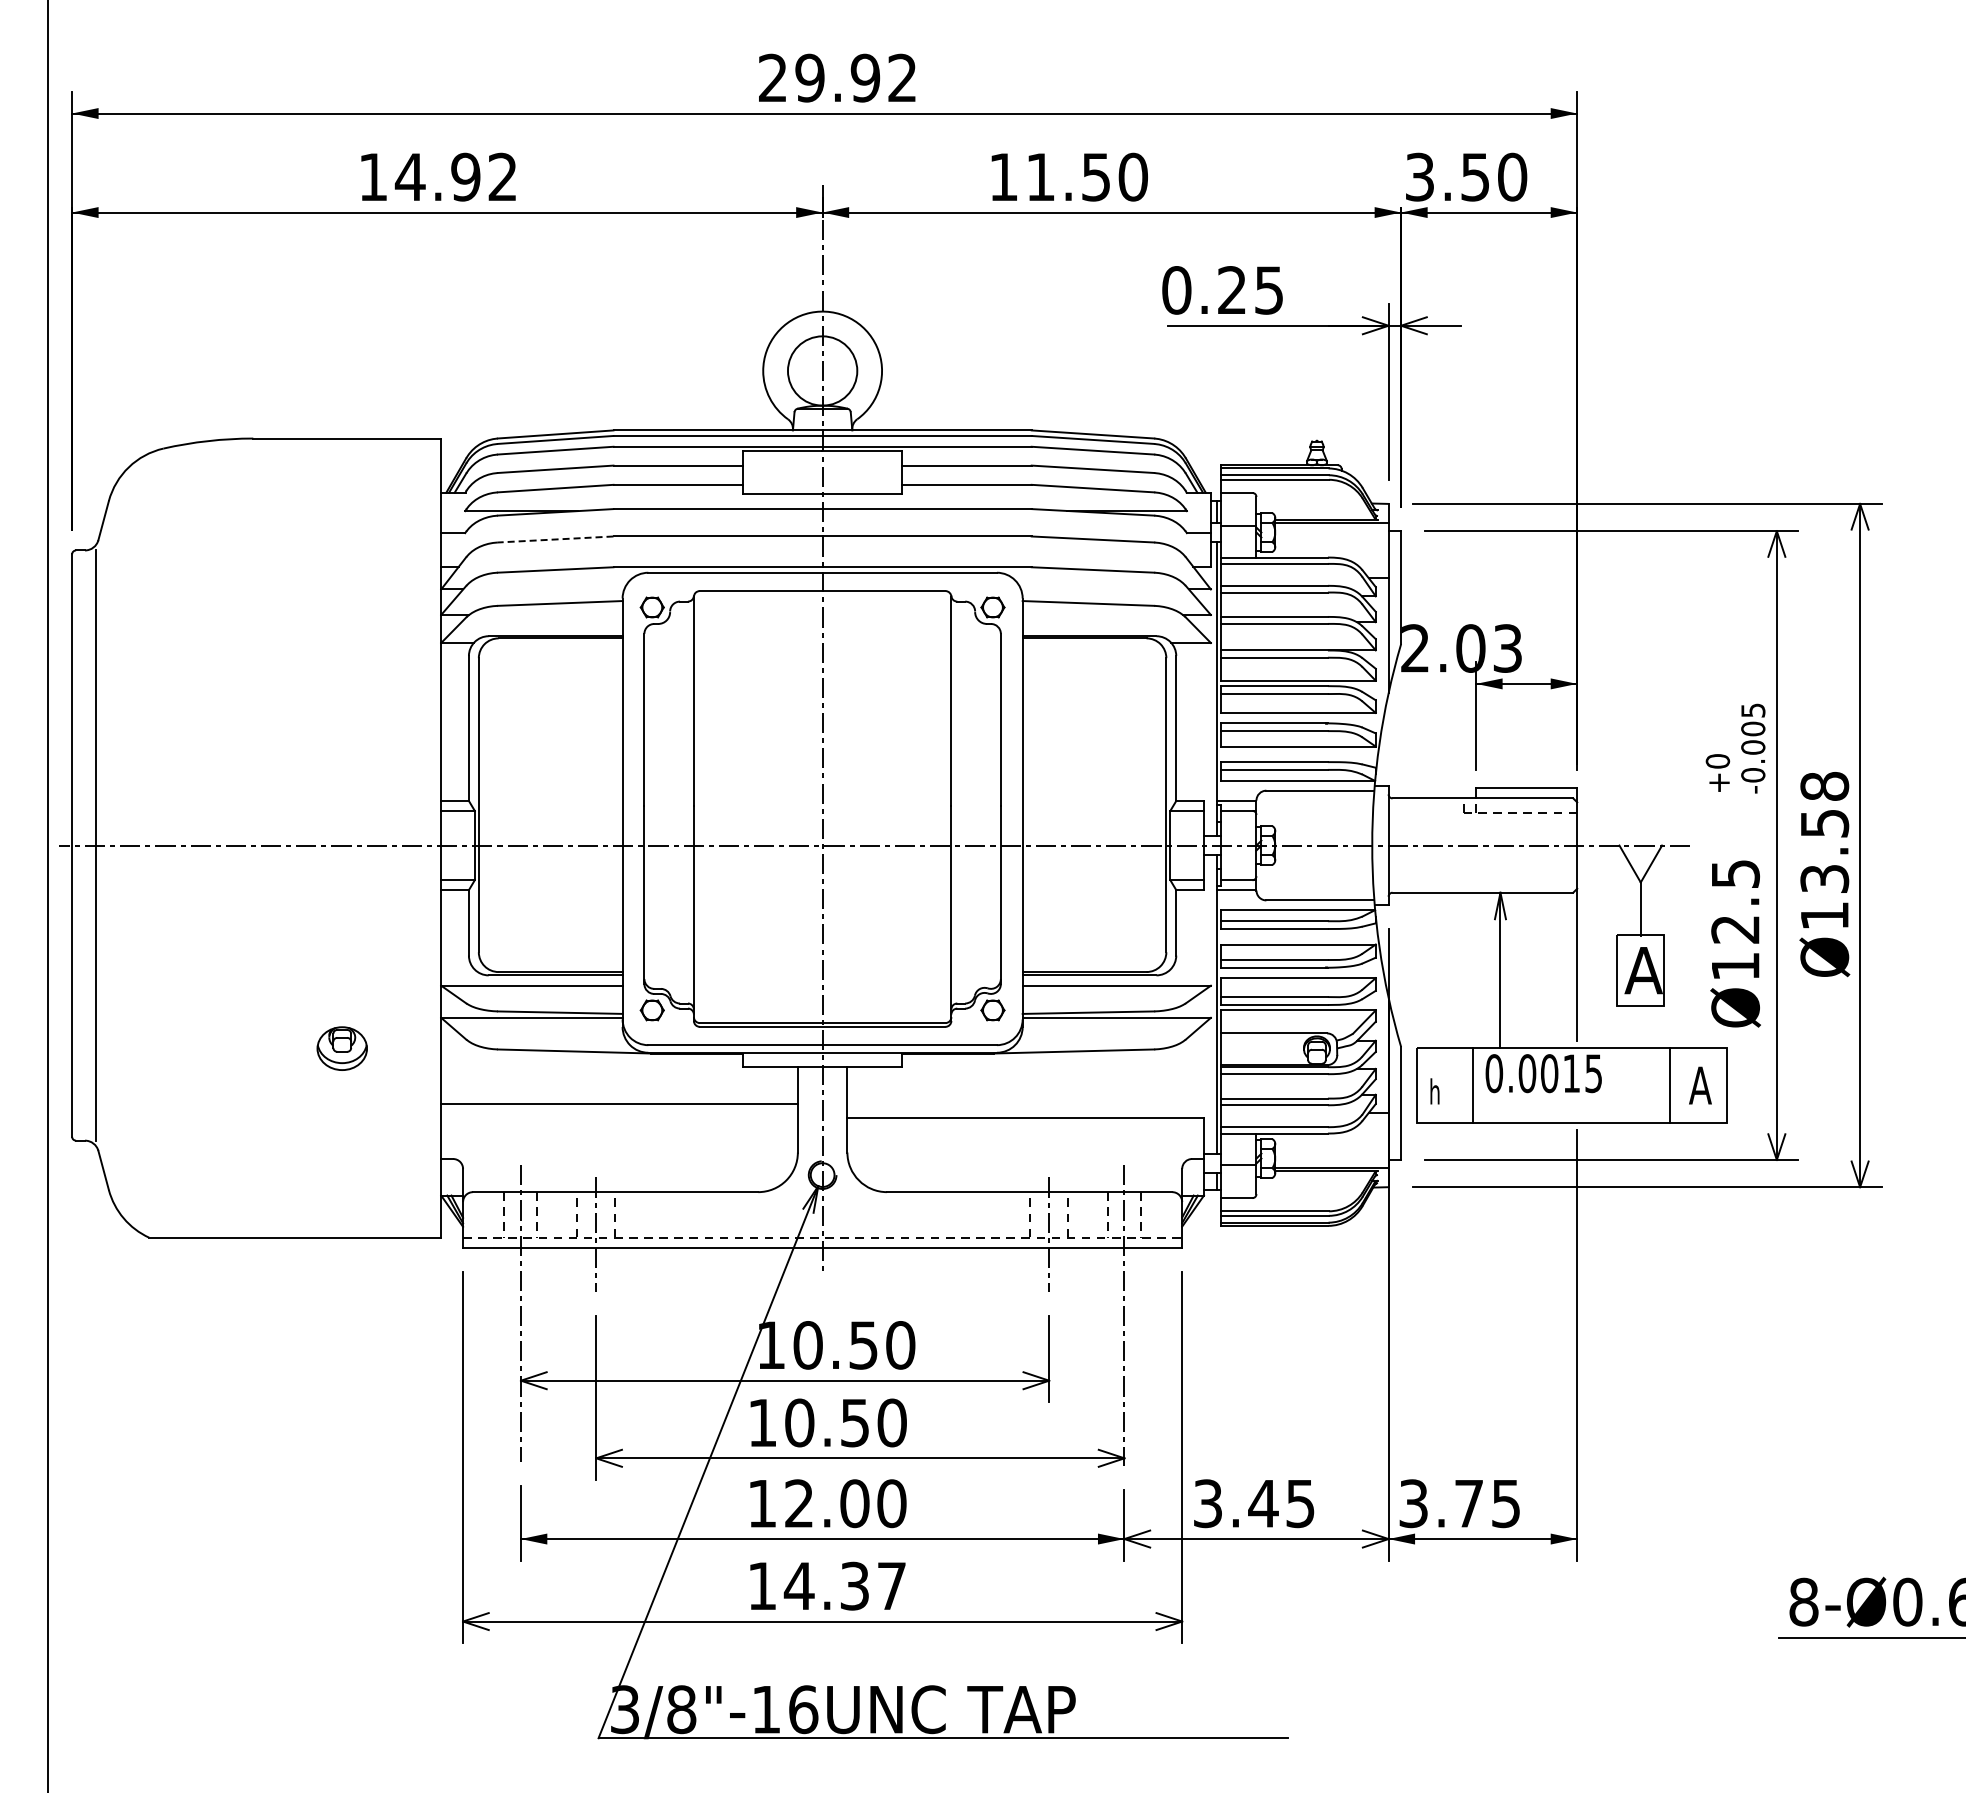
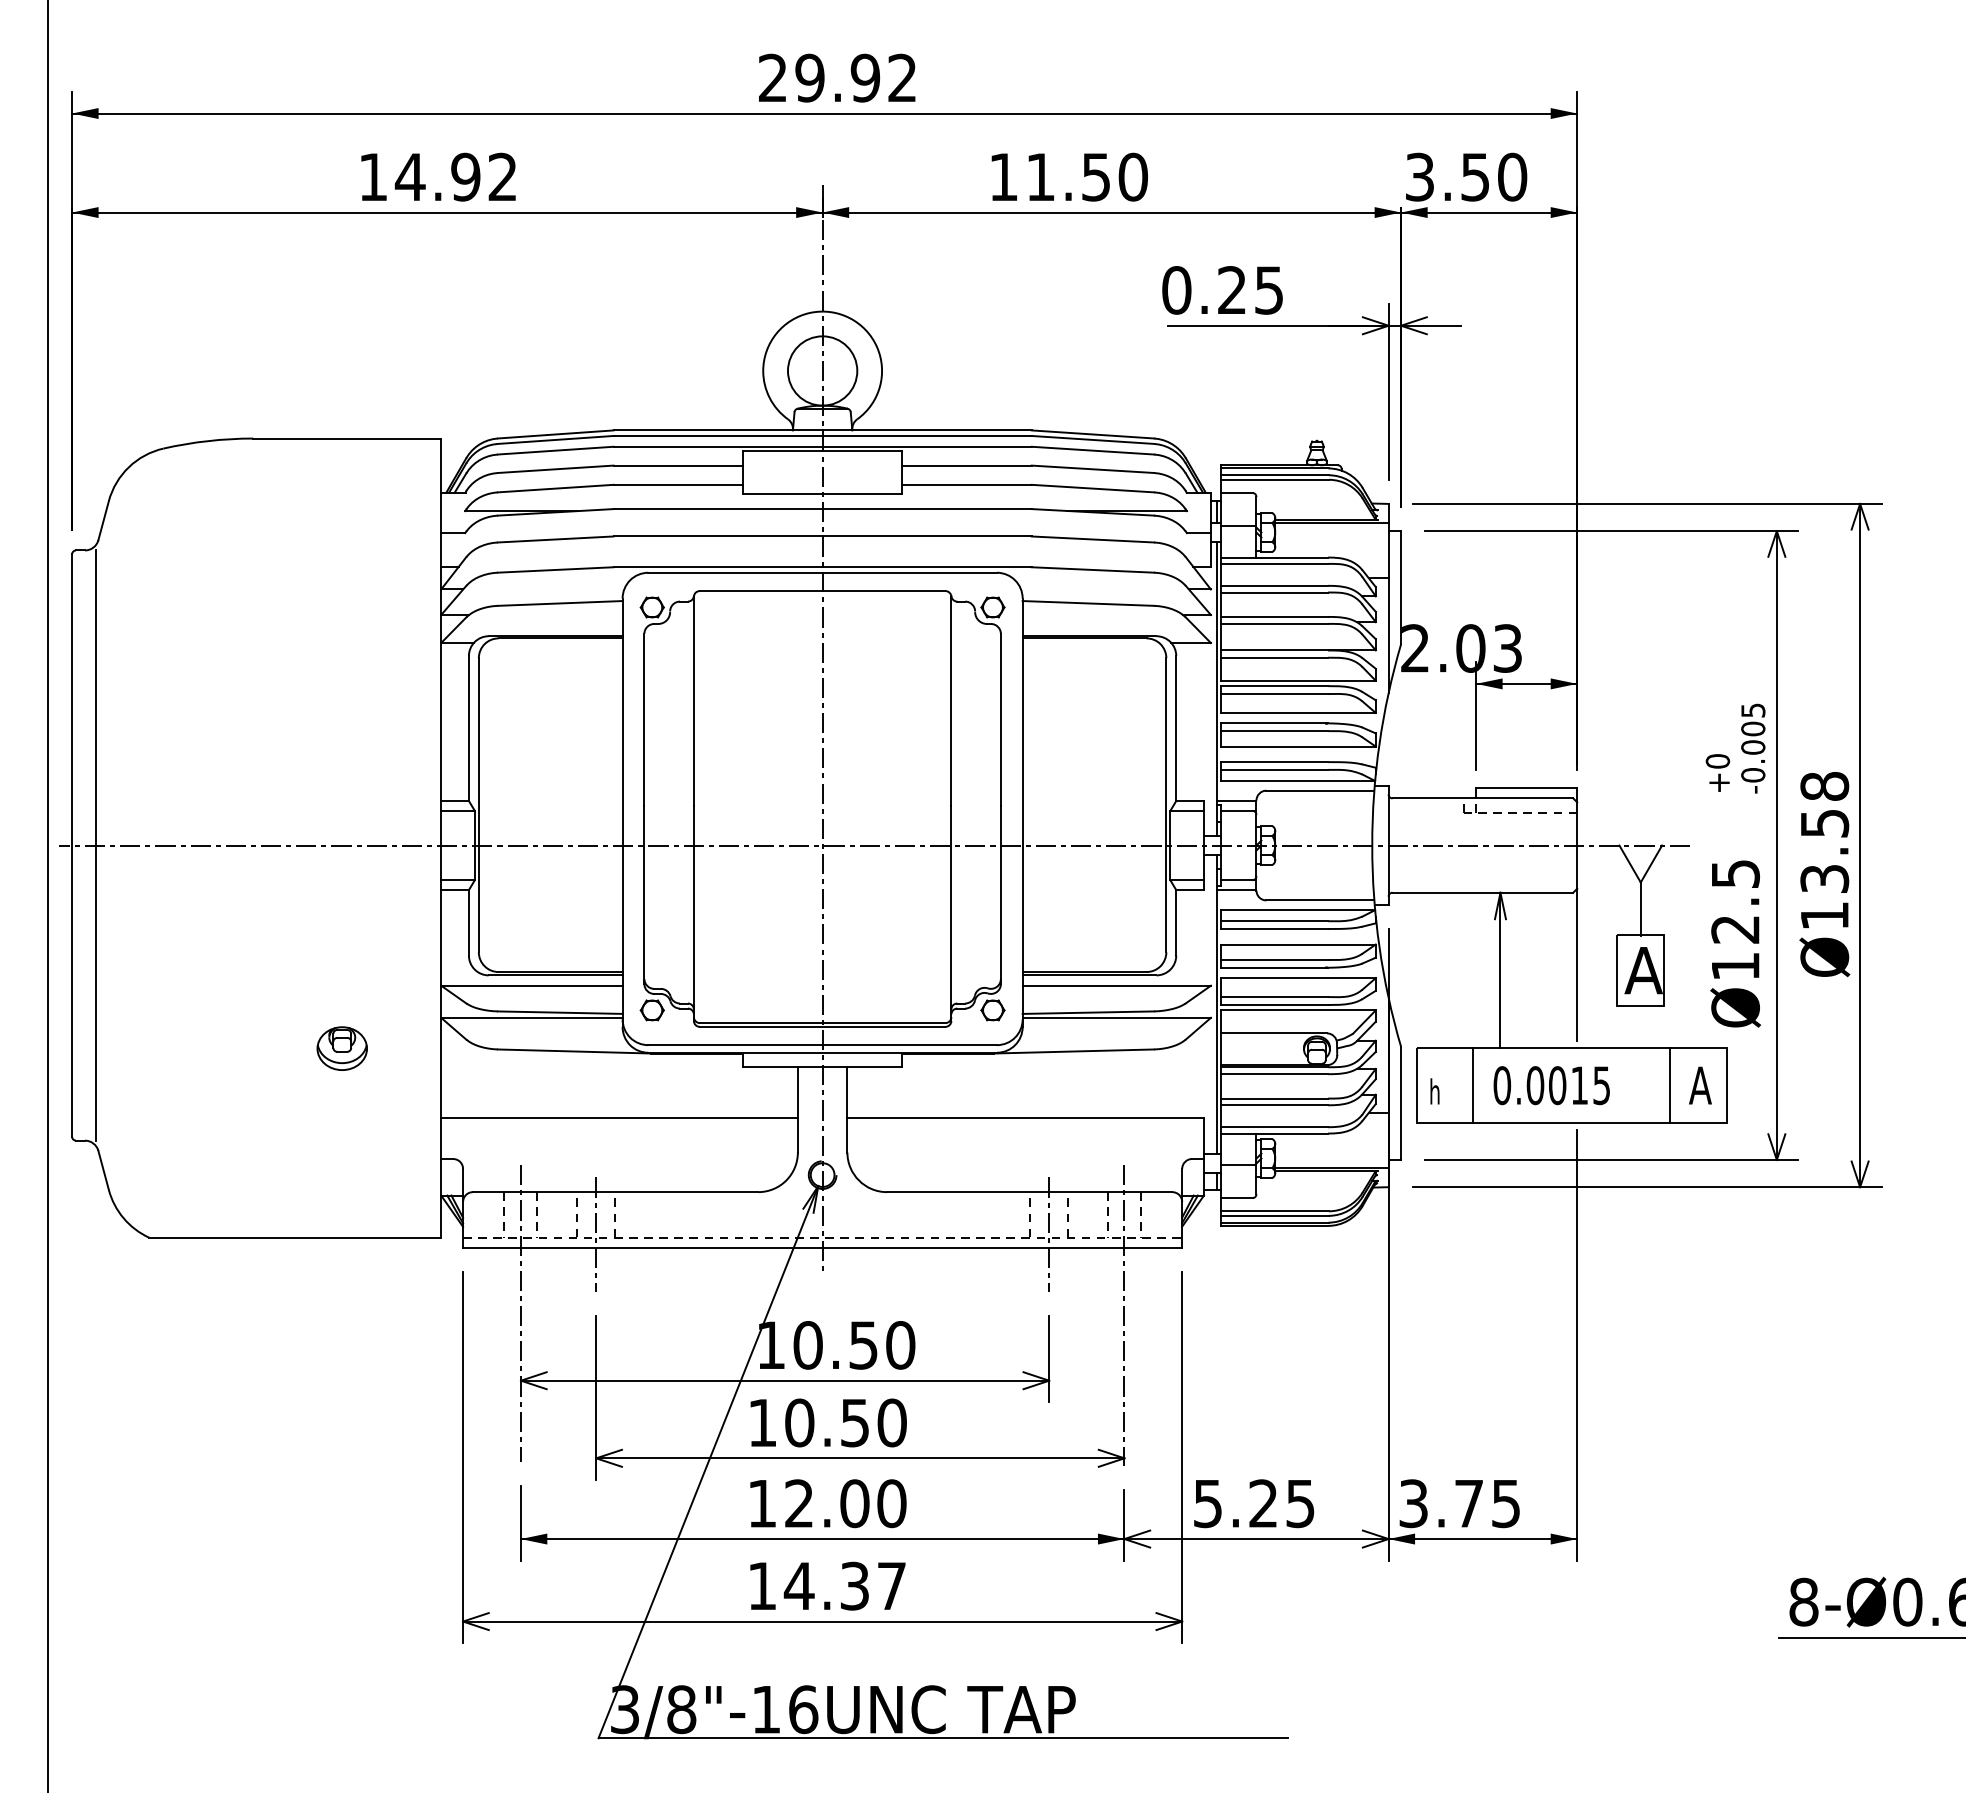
line: dashed -> solid (555, 539)
text position: (1543, 1073) -> (1551, 1085) (1551, 1085)
line position: (619, 1104) -> (619, 1118) (619, 1118)
text: 3.45 -> 5.25 (1236, 1503)
